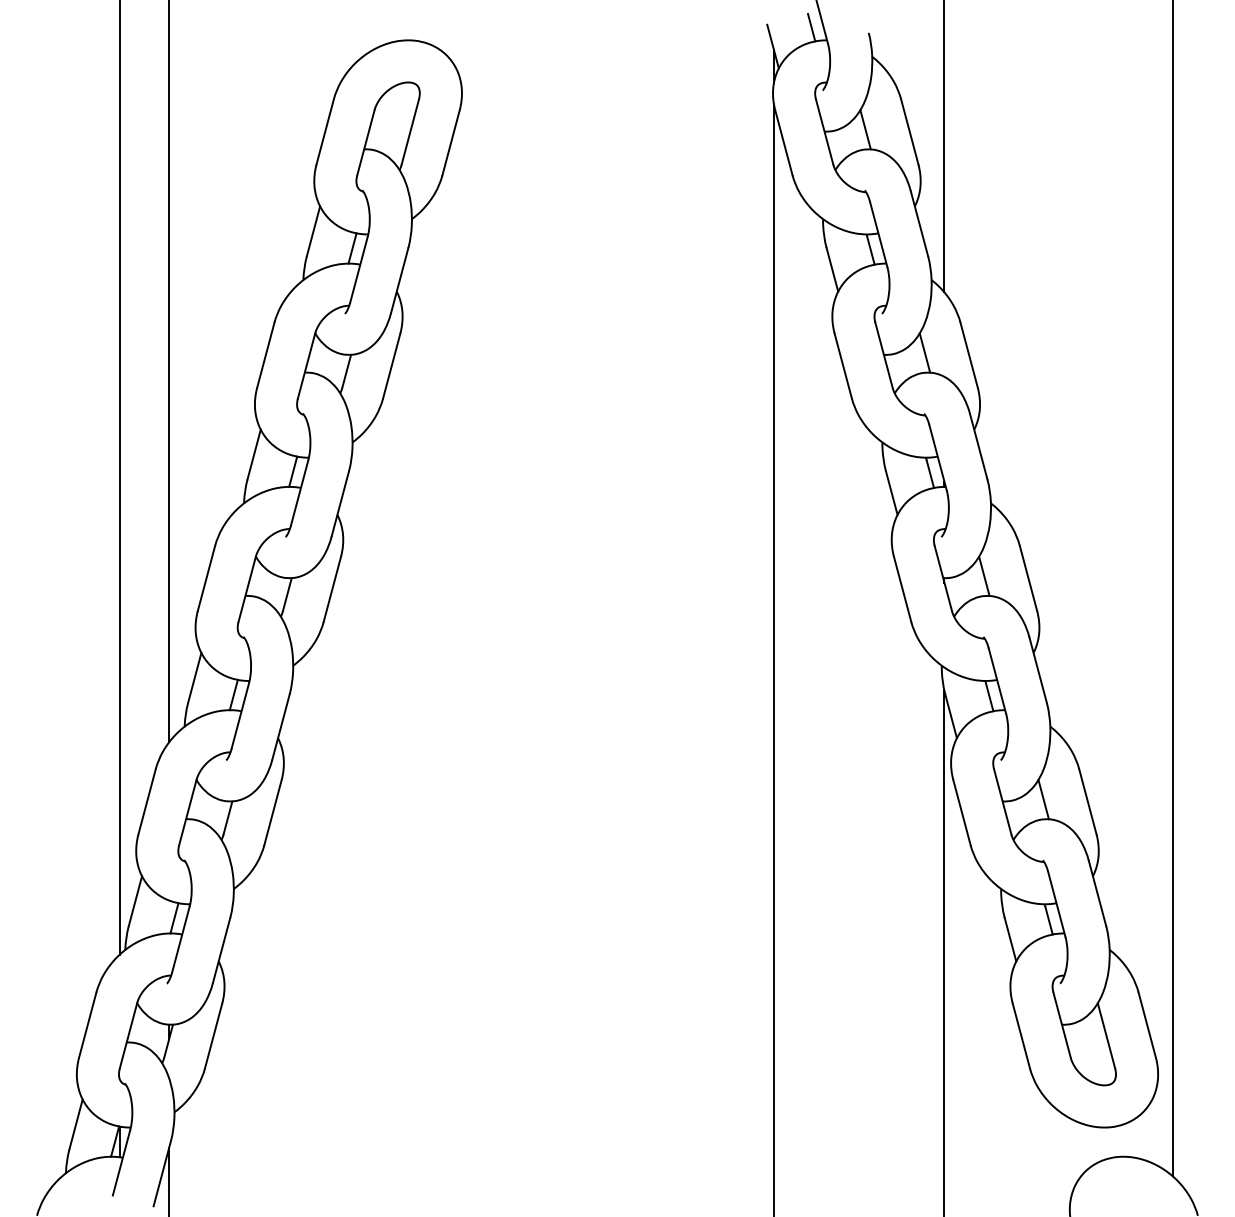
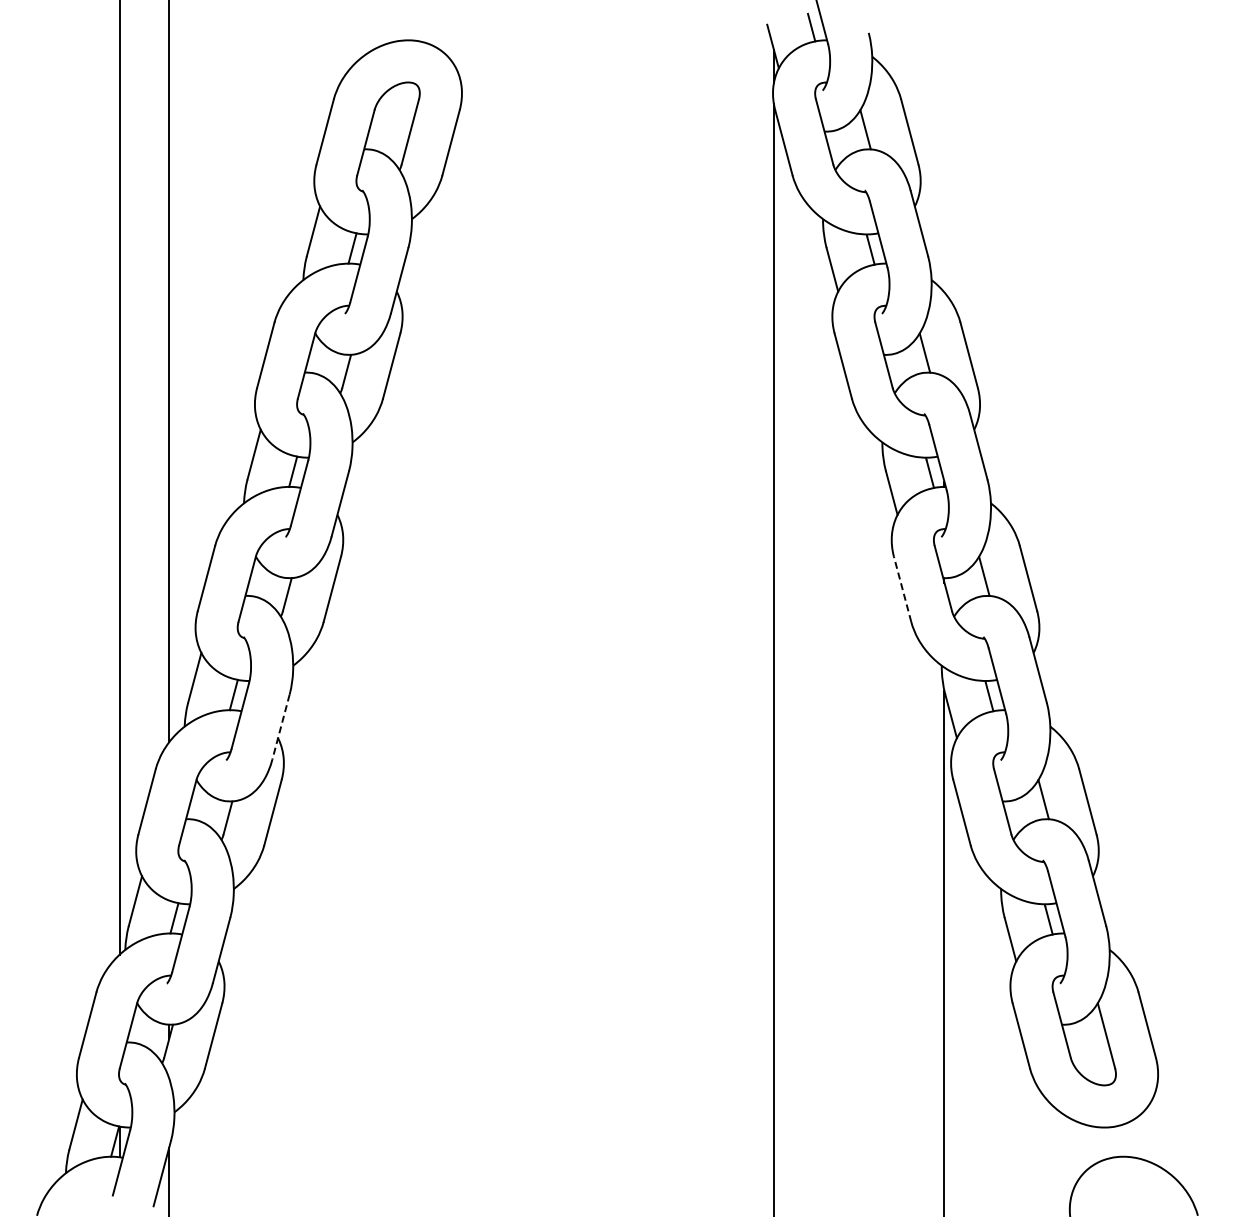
line: present -> none (944, 147)
line: solid -> dashed (902, 589)
line: present -> none (1172, 589)
line: solid -> dashed (280, 727)
